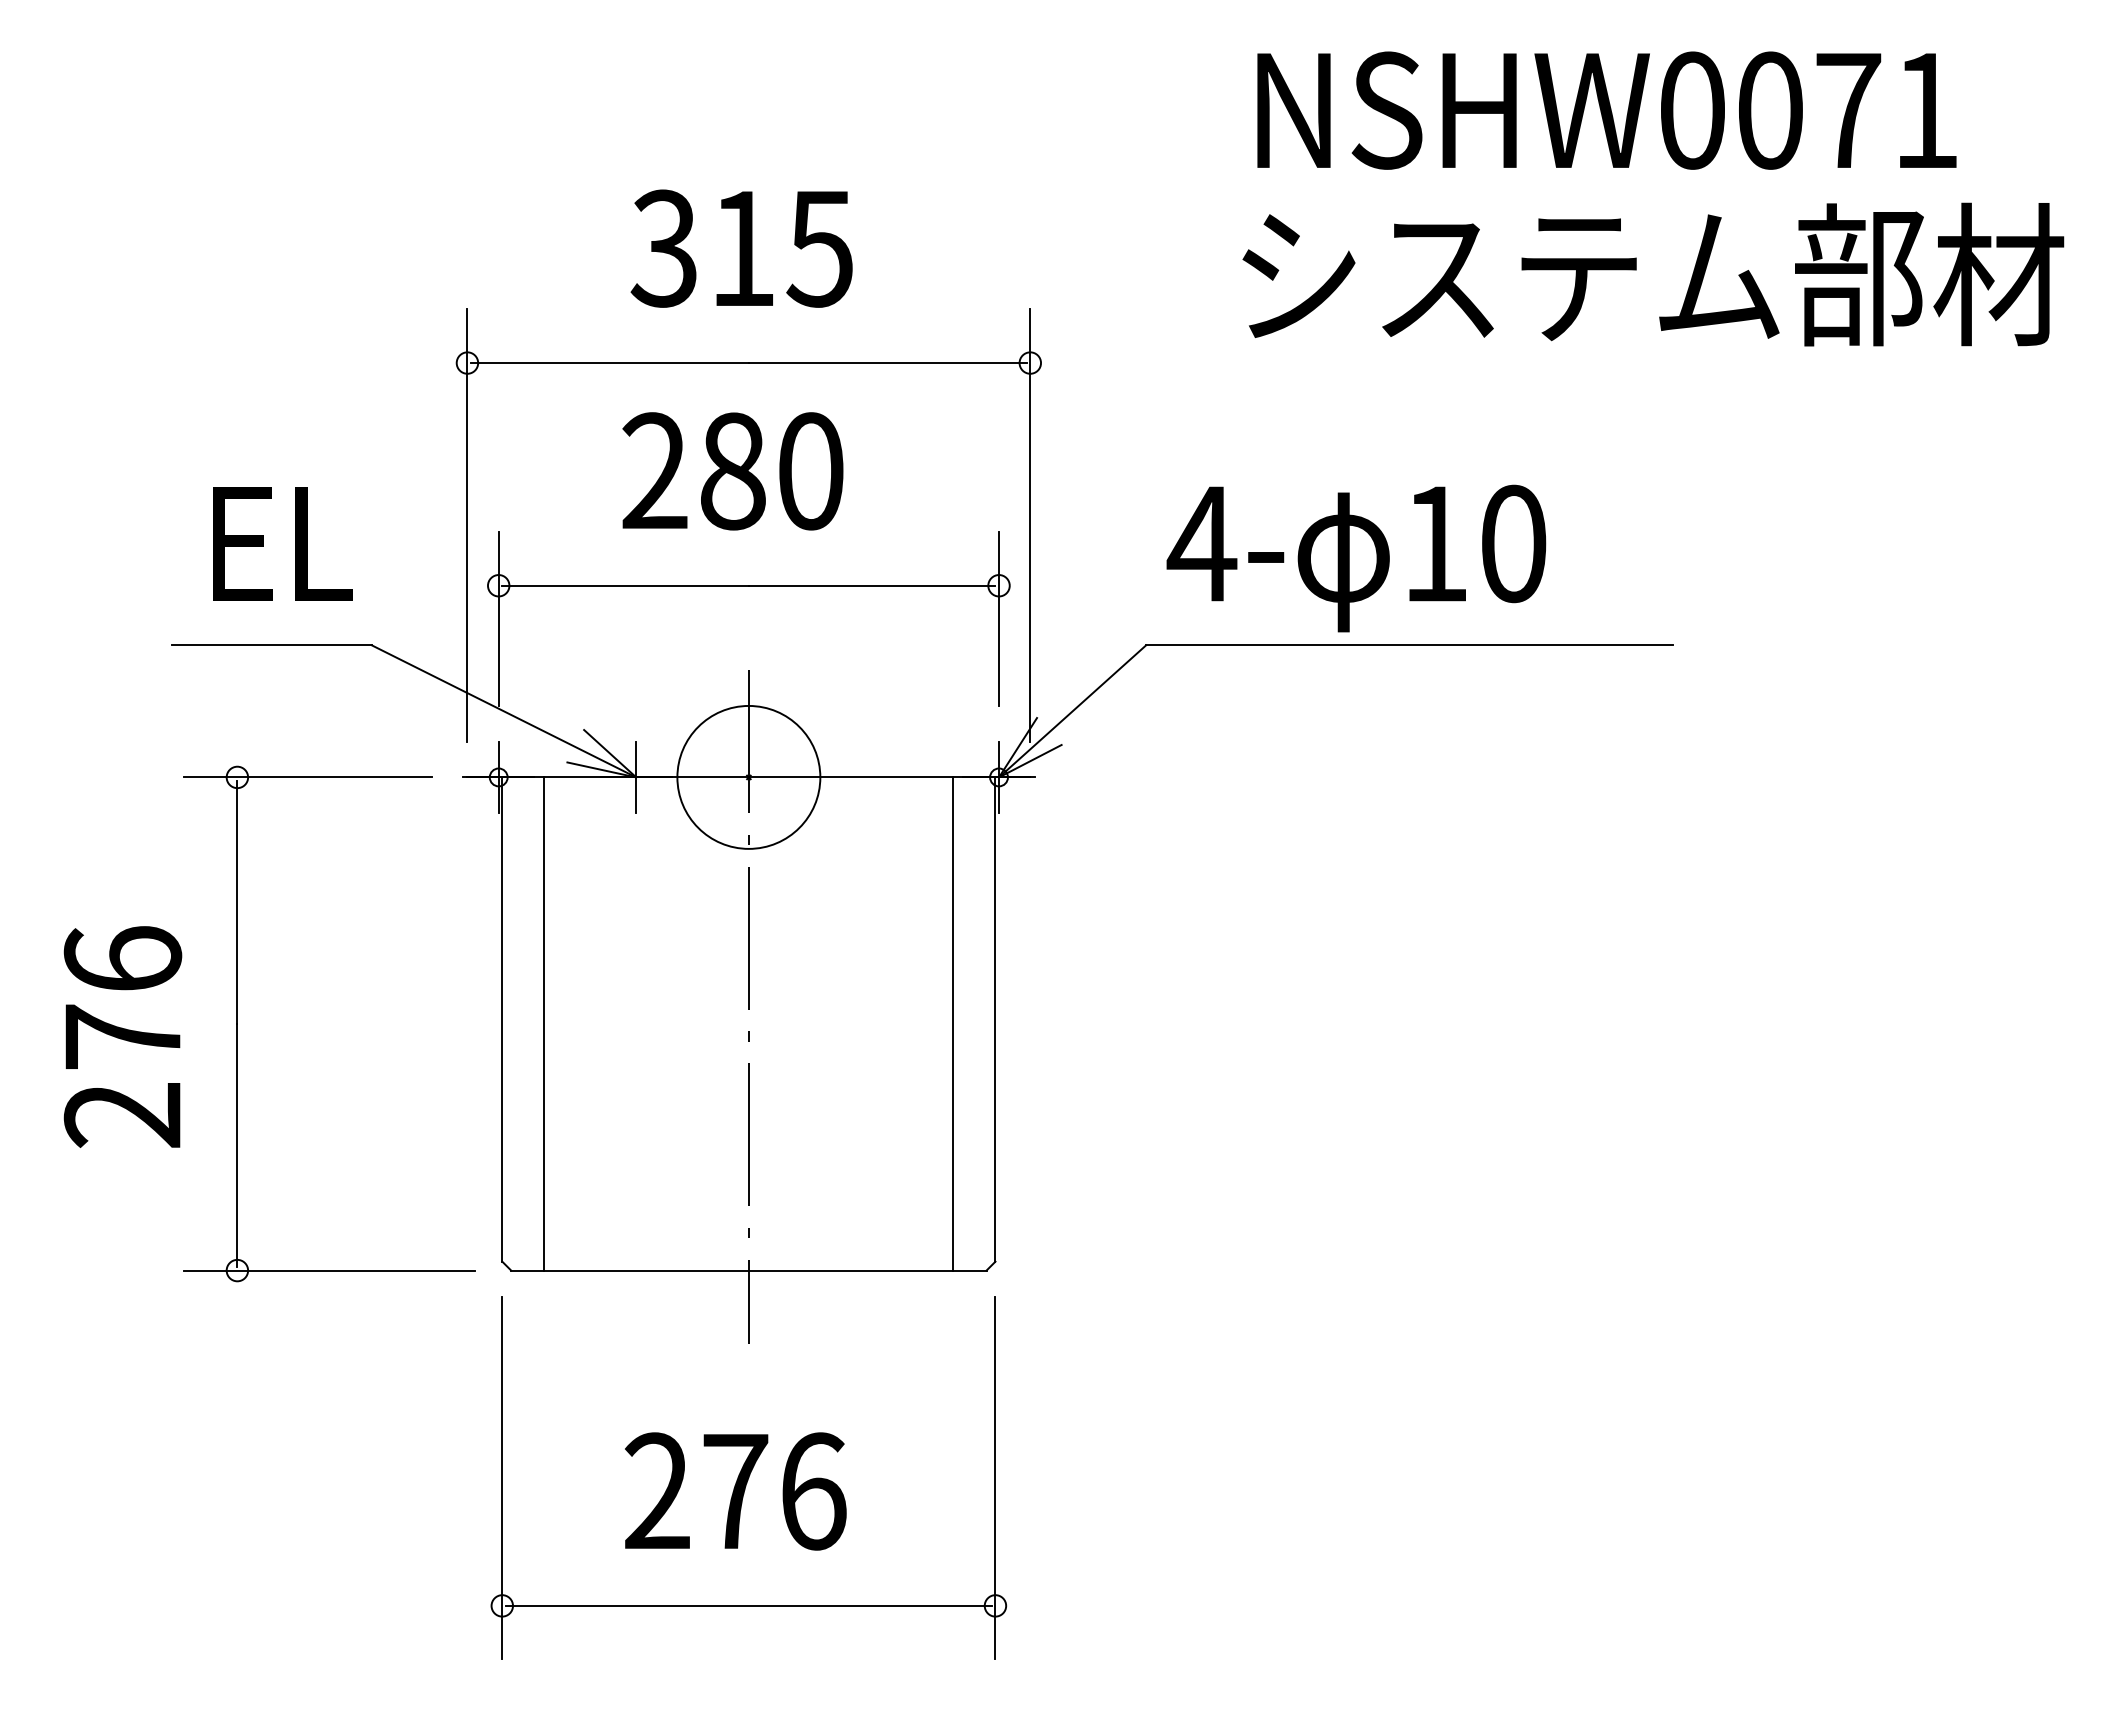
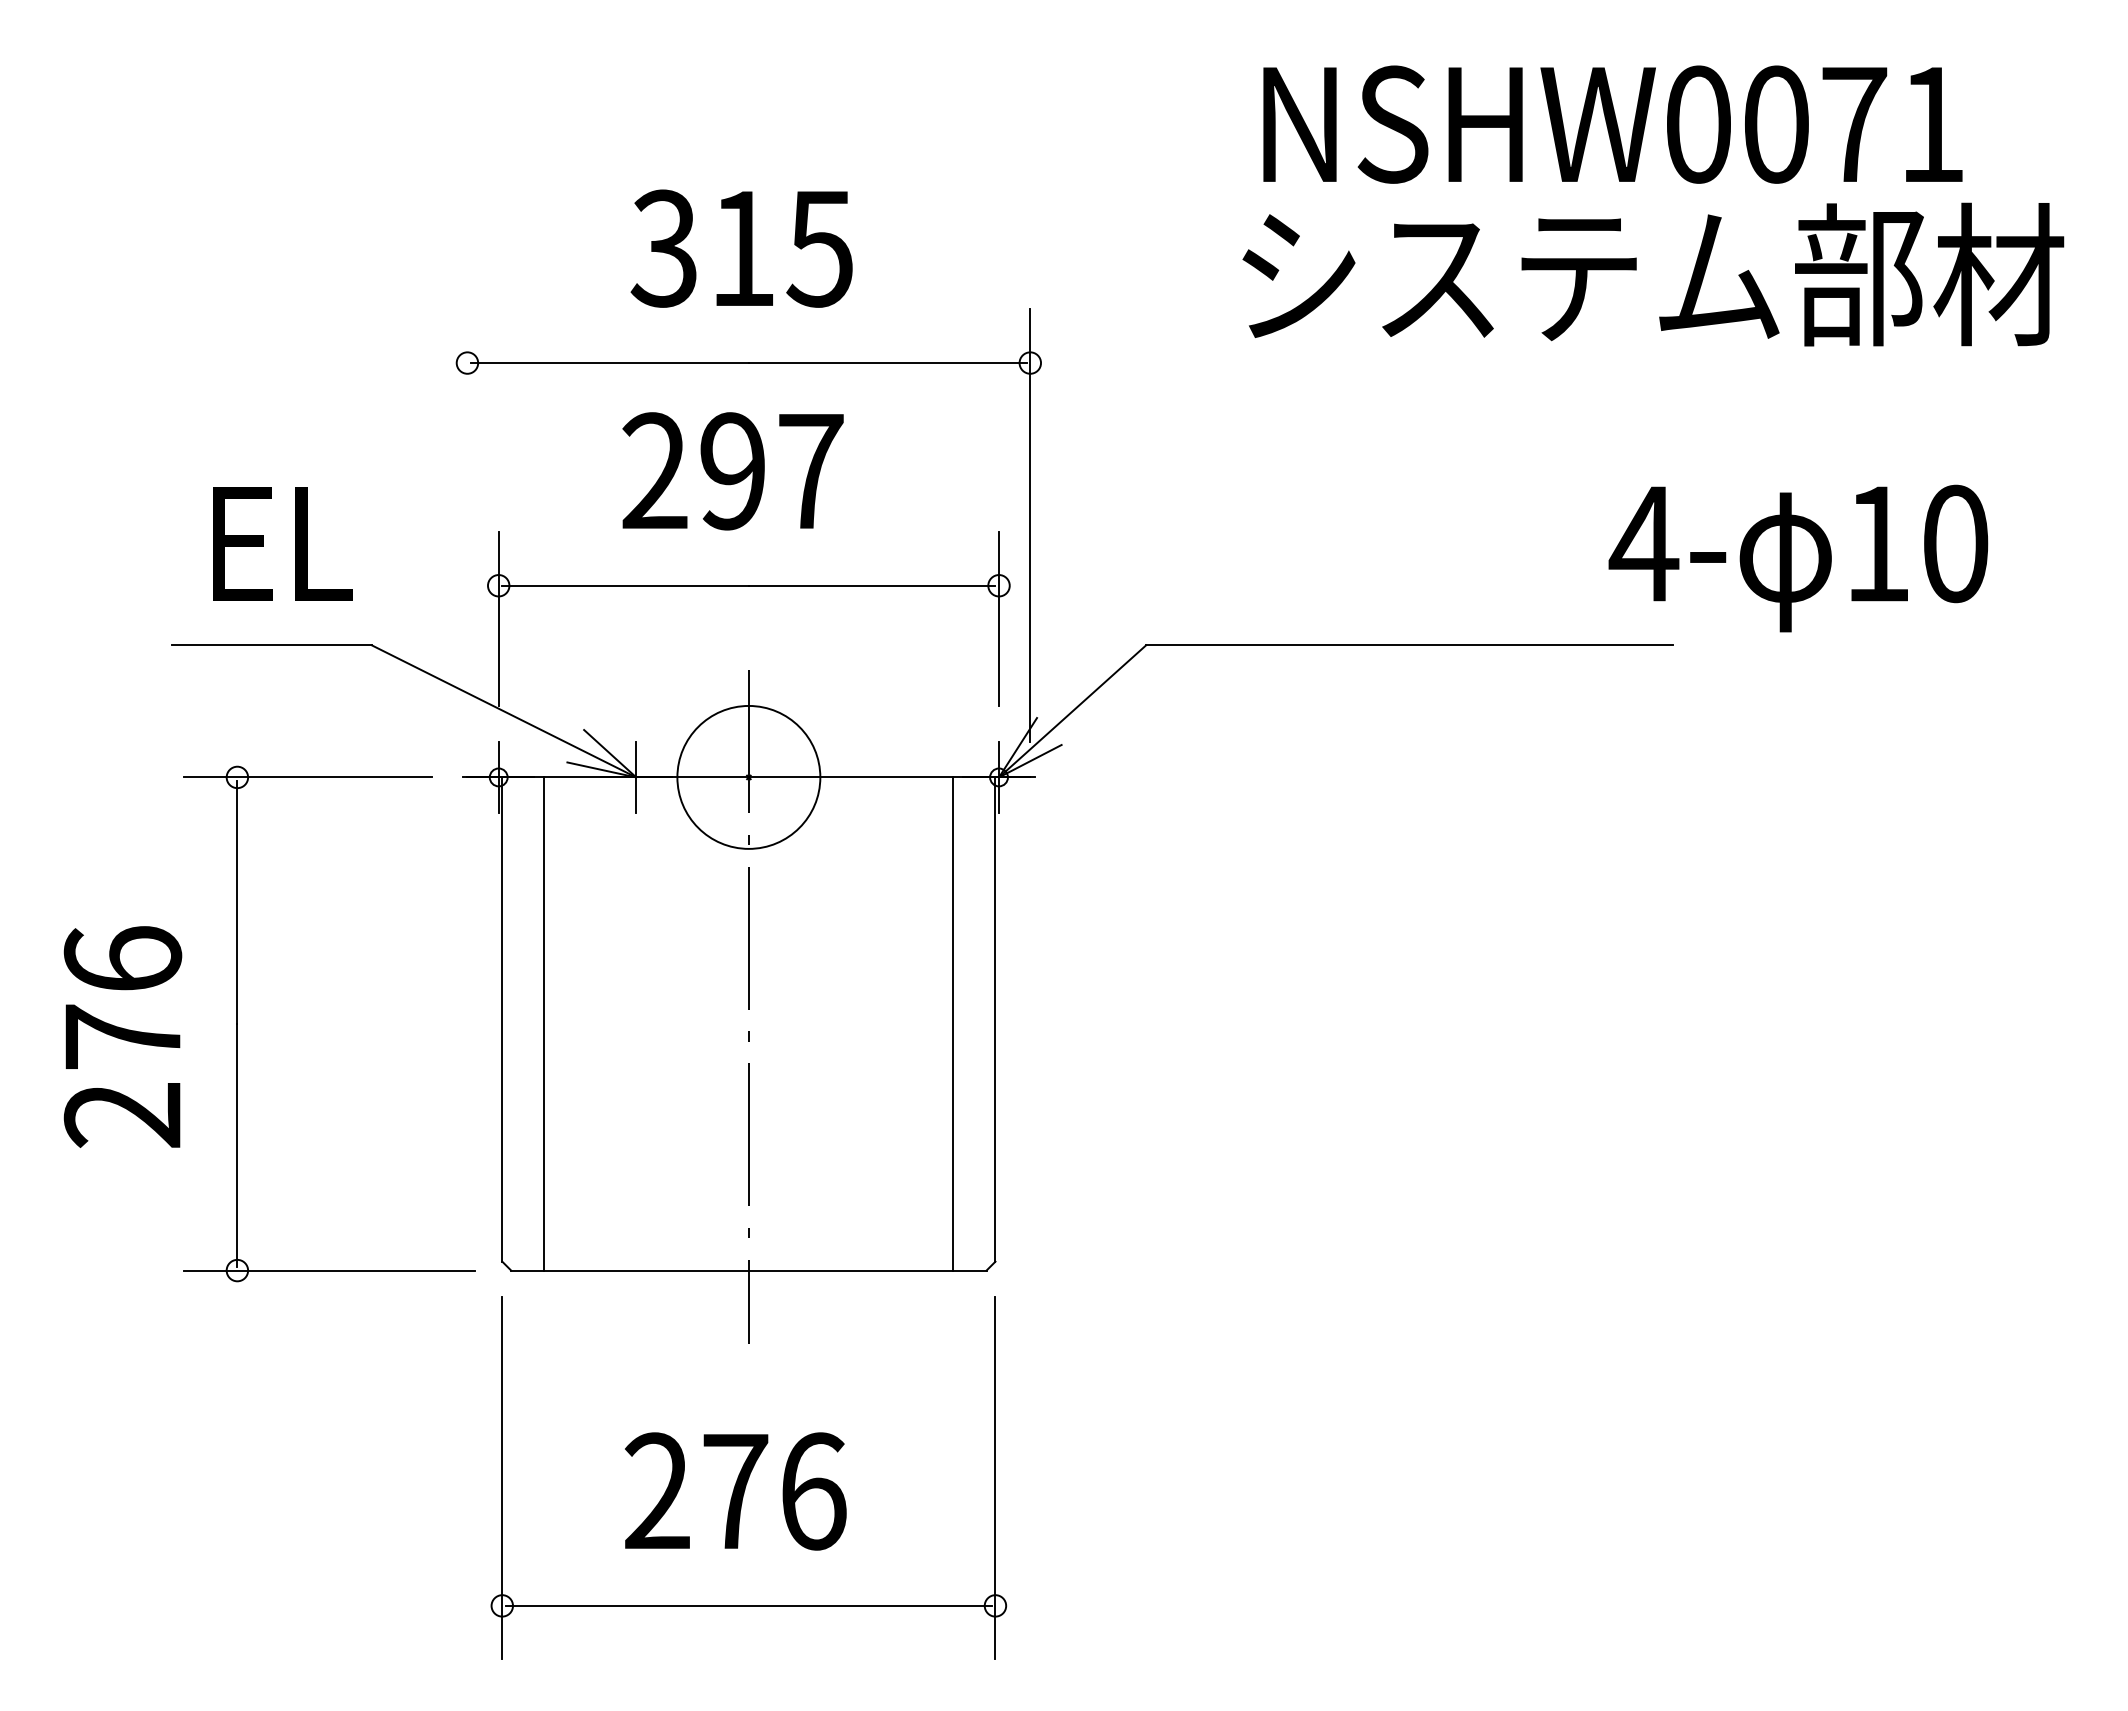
text position: (1606, 110) -> (1612, 124) (1612, 124)
text: 280 -> 297 (771, 471)
line: present -> none (467, 525)
text position: (1356, 558) -> (1798, 558) (1798, 558)
